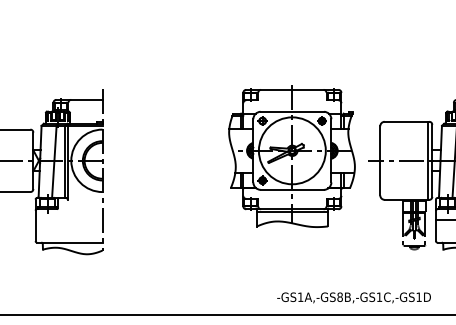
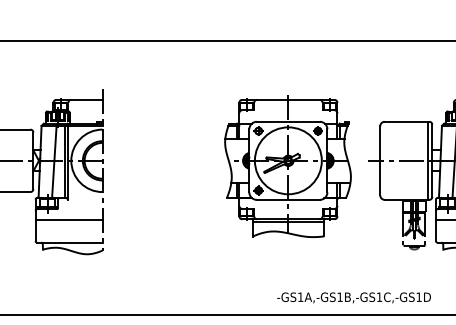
line: none -> present (227, 41)
part position: (291, 156) -> (287, 166) (287, 166)
line: none -> present (68, 220)
text: -GS1A,-GS8B,-GS1C,-GS1D -> -GS1A,-GS1B,-GS1C,-GS1D (339, 296)
